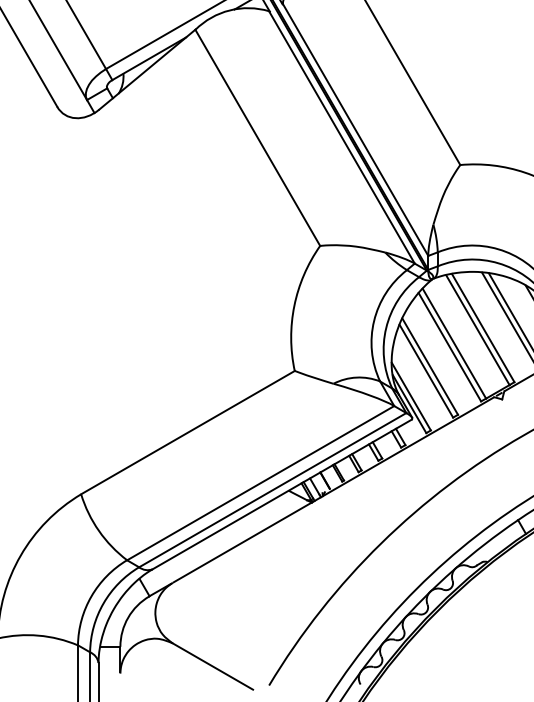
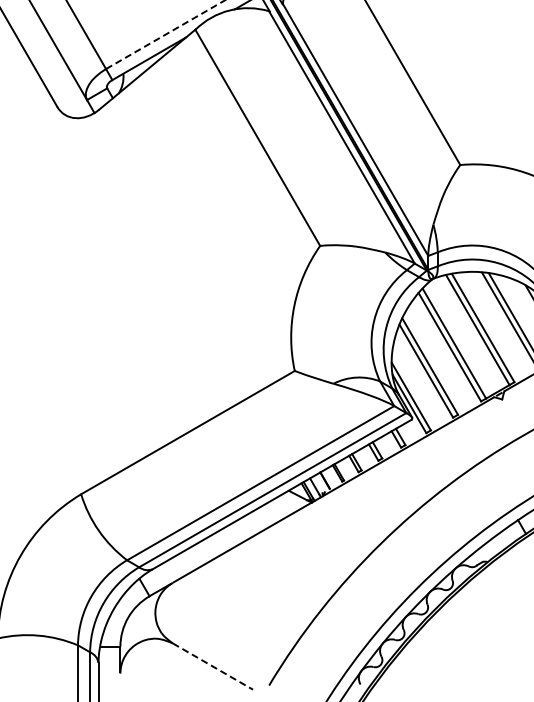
line: solid -> dashed (165, 34)
line: solid -> dashed (213, 666)
